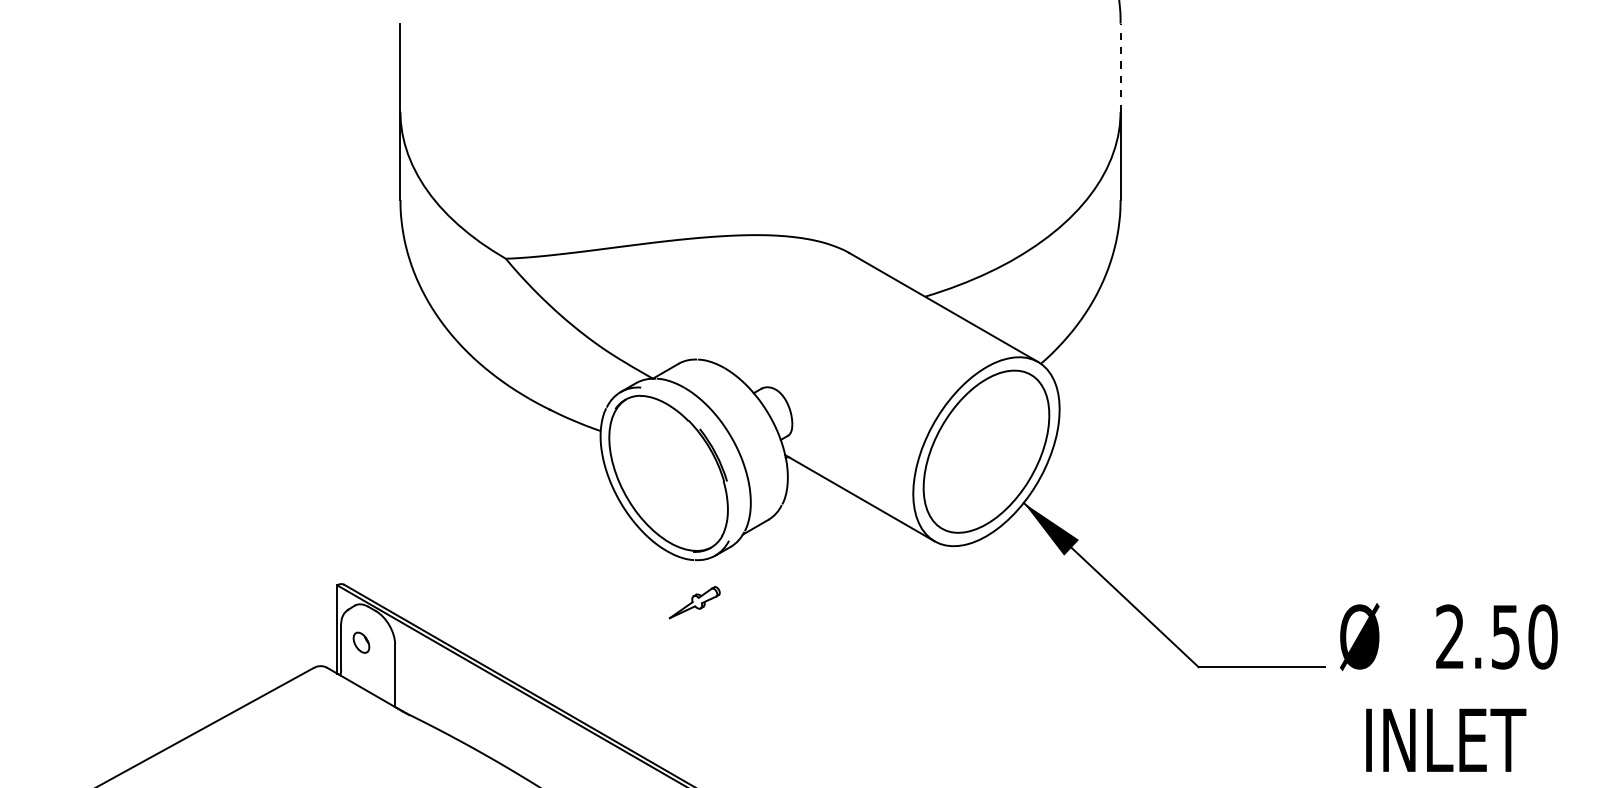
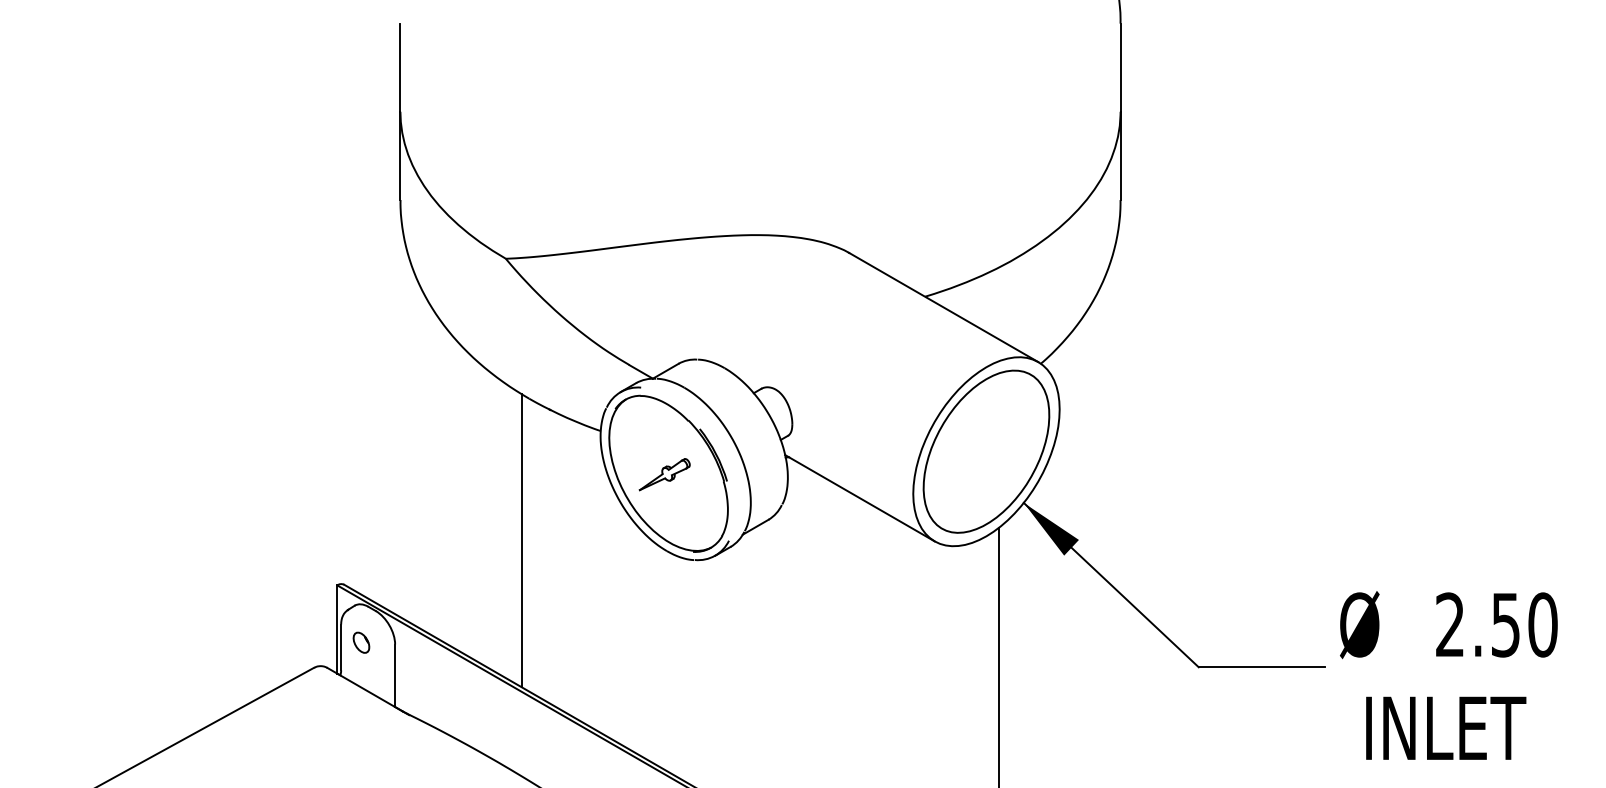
line: dashed -> solid (1120, 67)
line: none -> present (521, 540)
part position: (694, 602) -> (664, 474) (664, 474)
line: none -> present (999, 655)
text position: (1448, 687) -> (1448, 675) (1448, 675)
